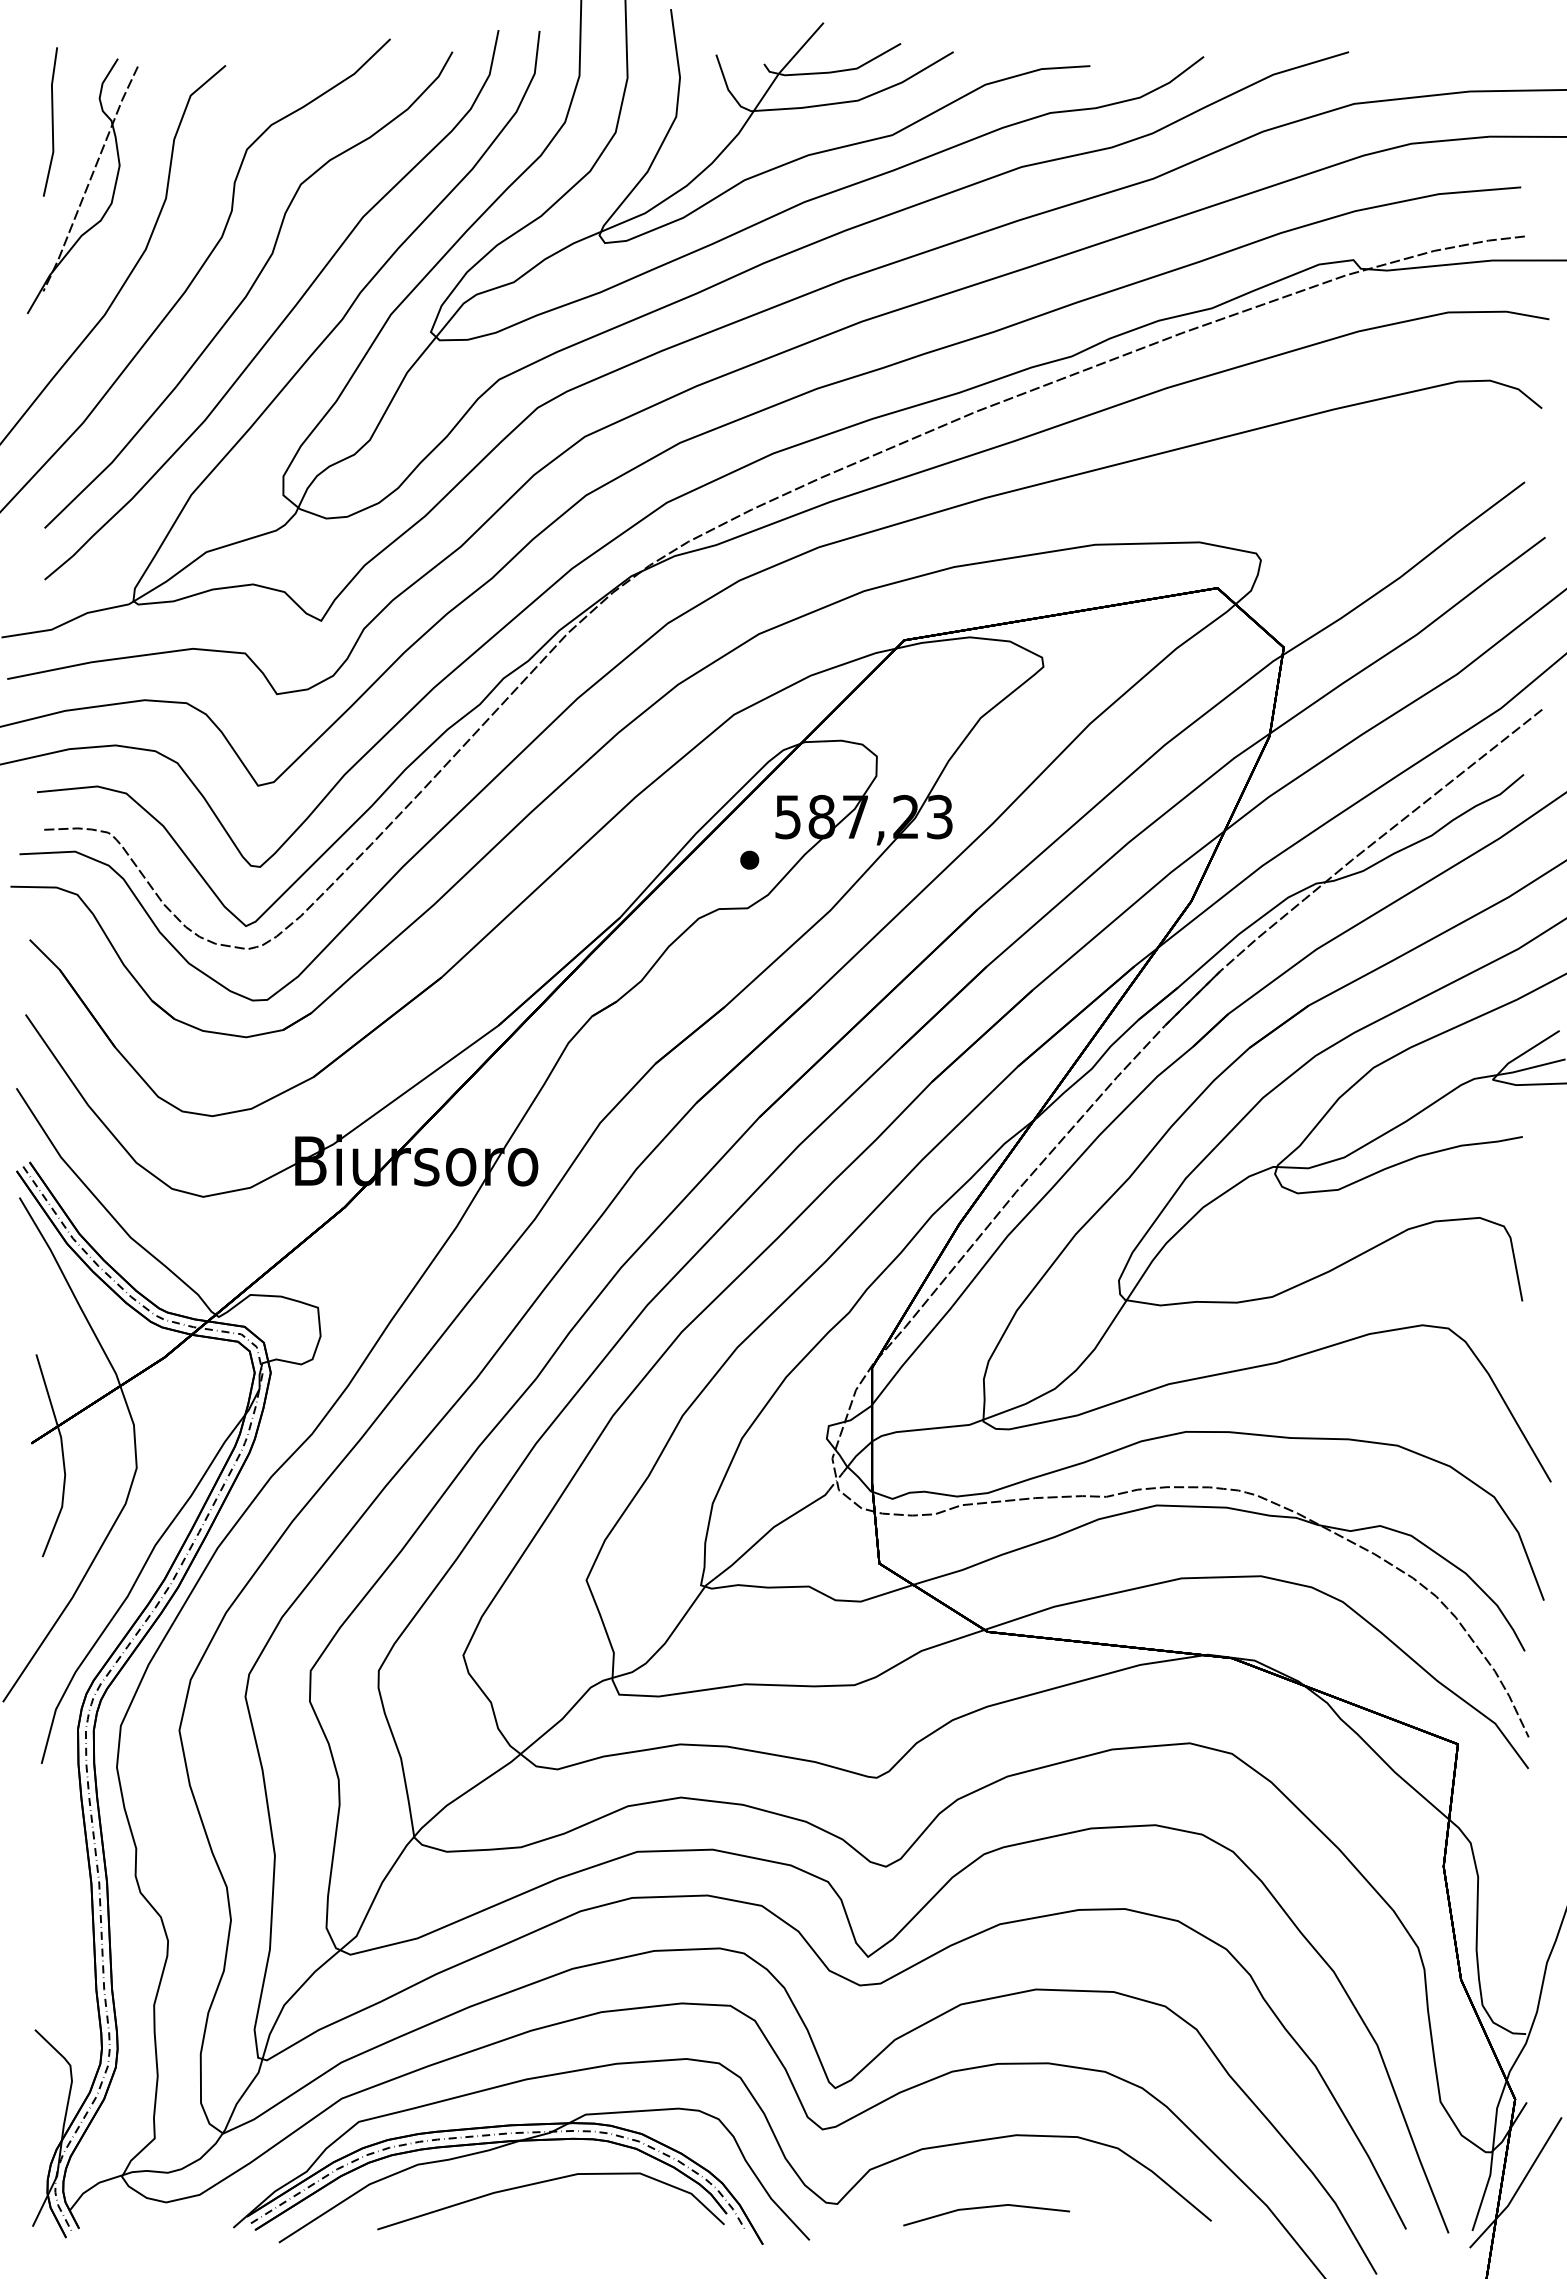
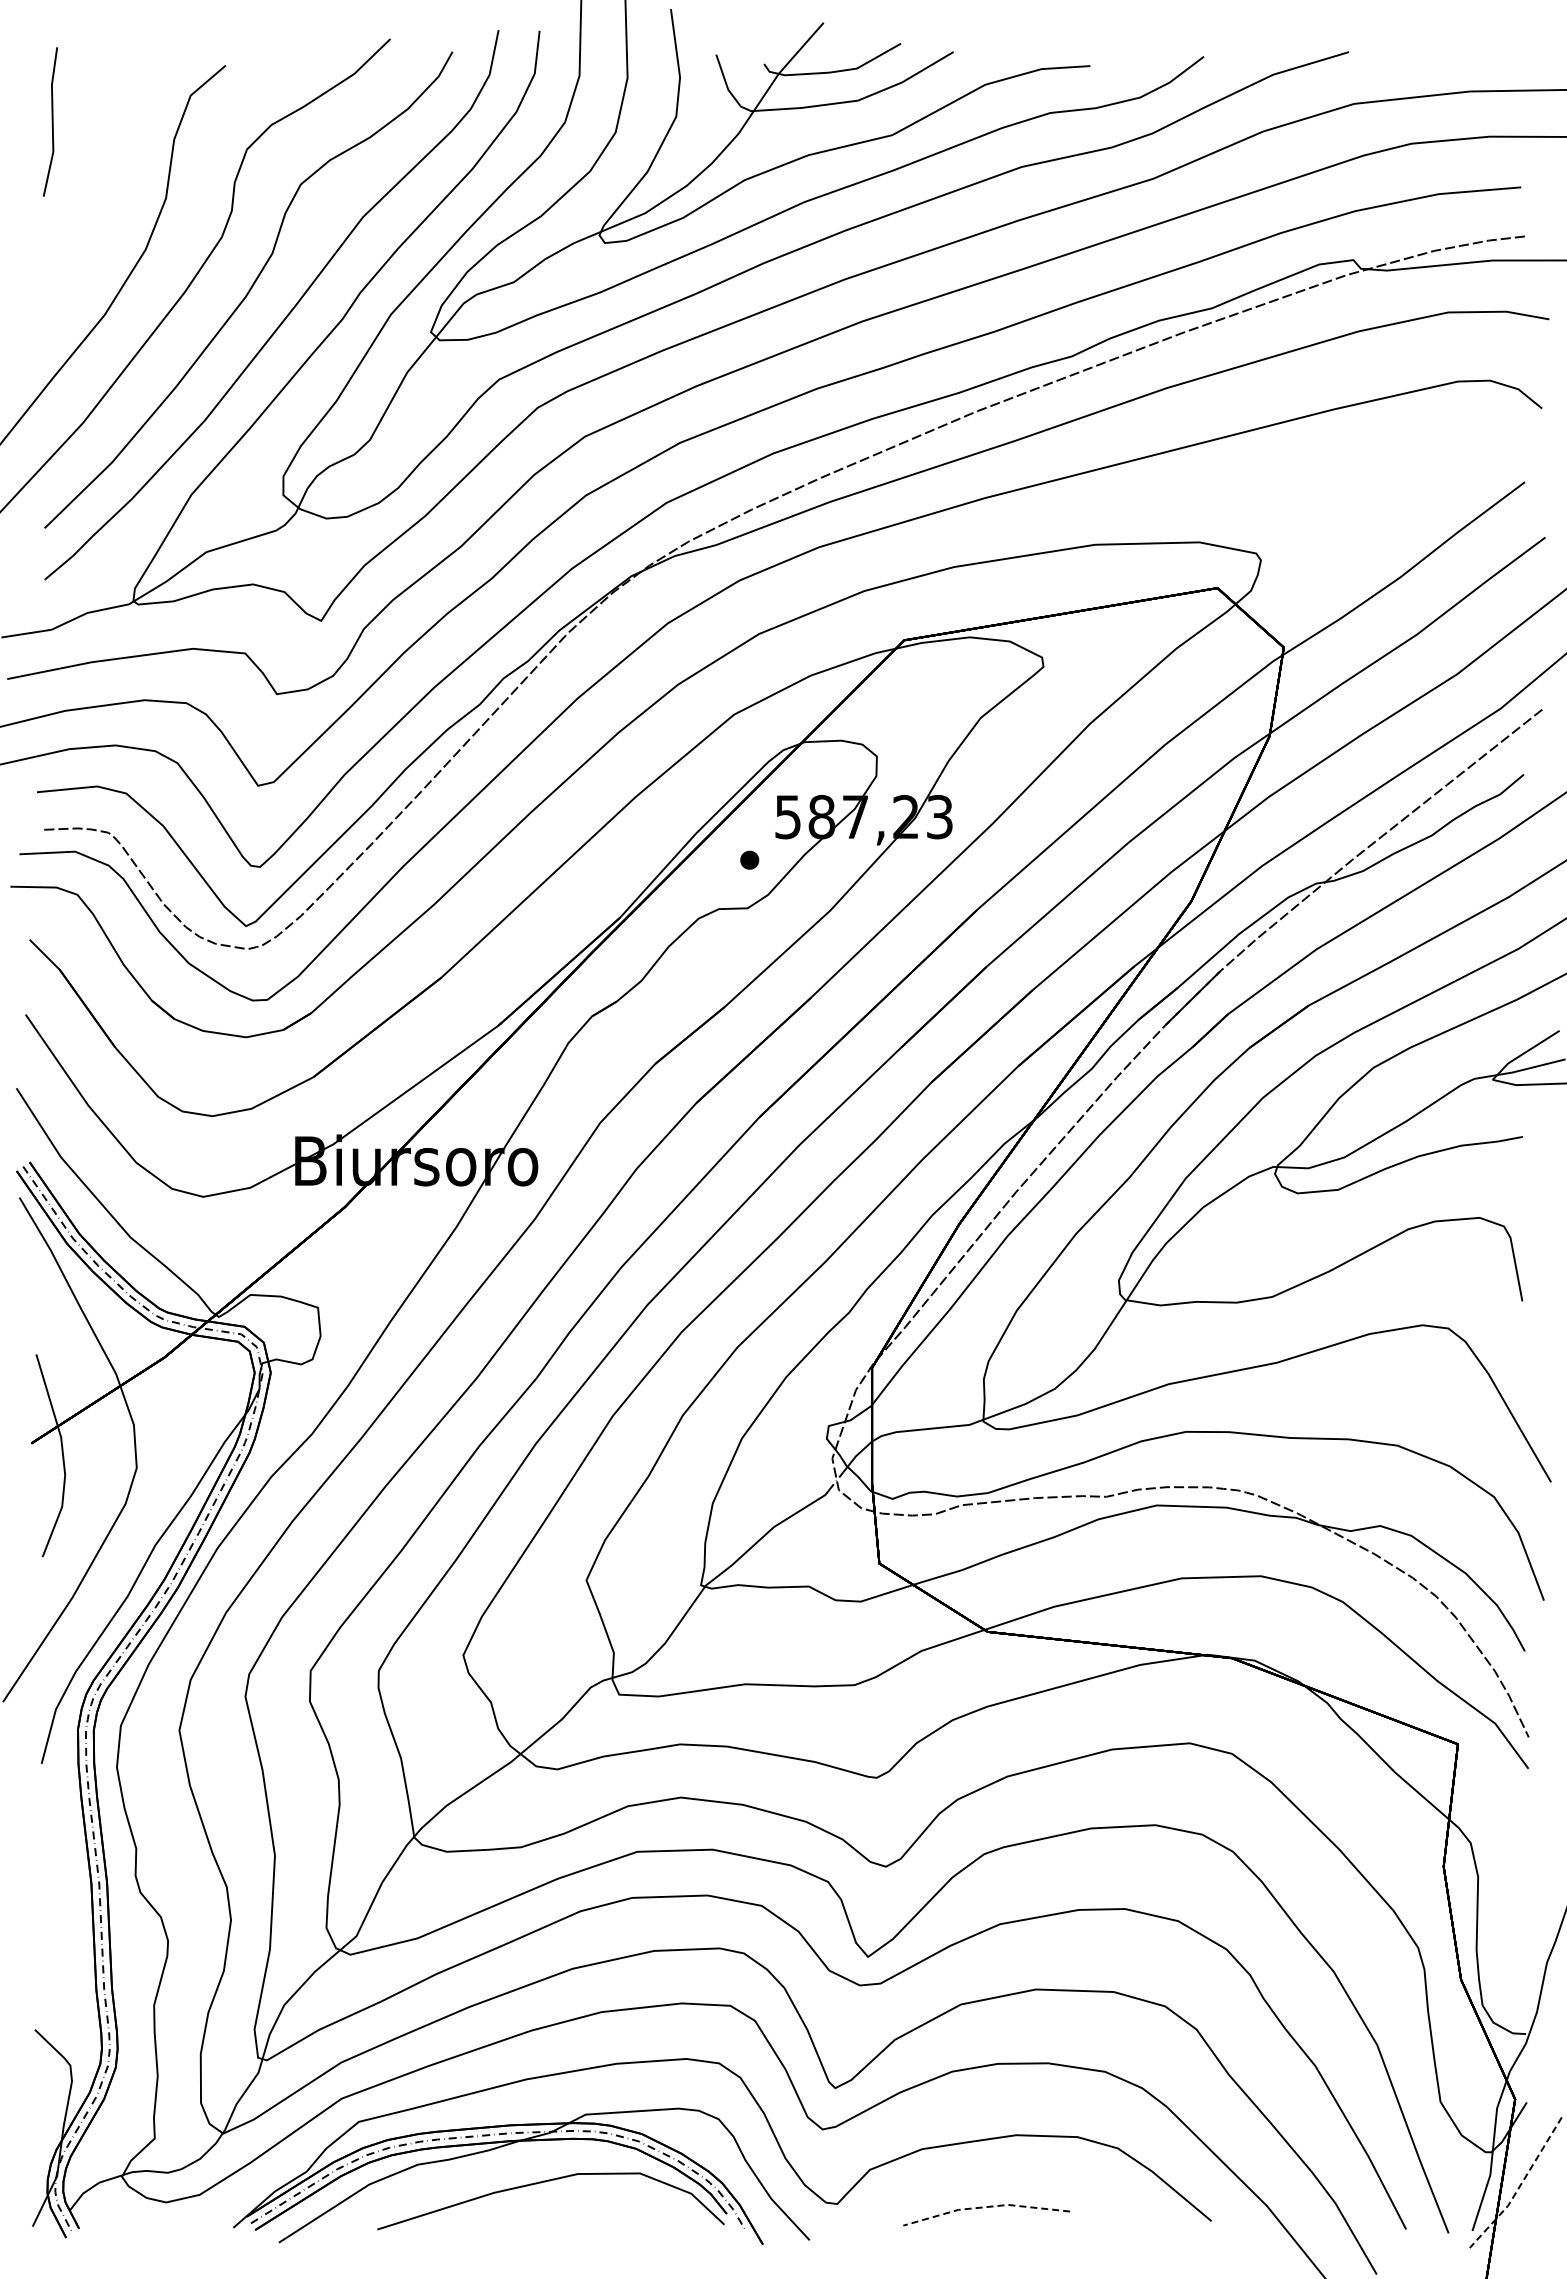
part: present -> none (82, 186)
line: solid -> dashed (1519, 2186)
line: solid -> dashed (985, 2207)
